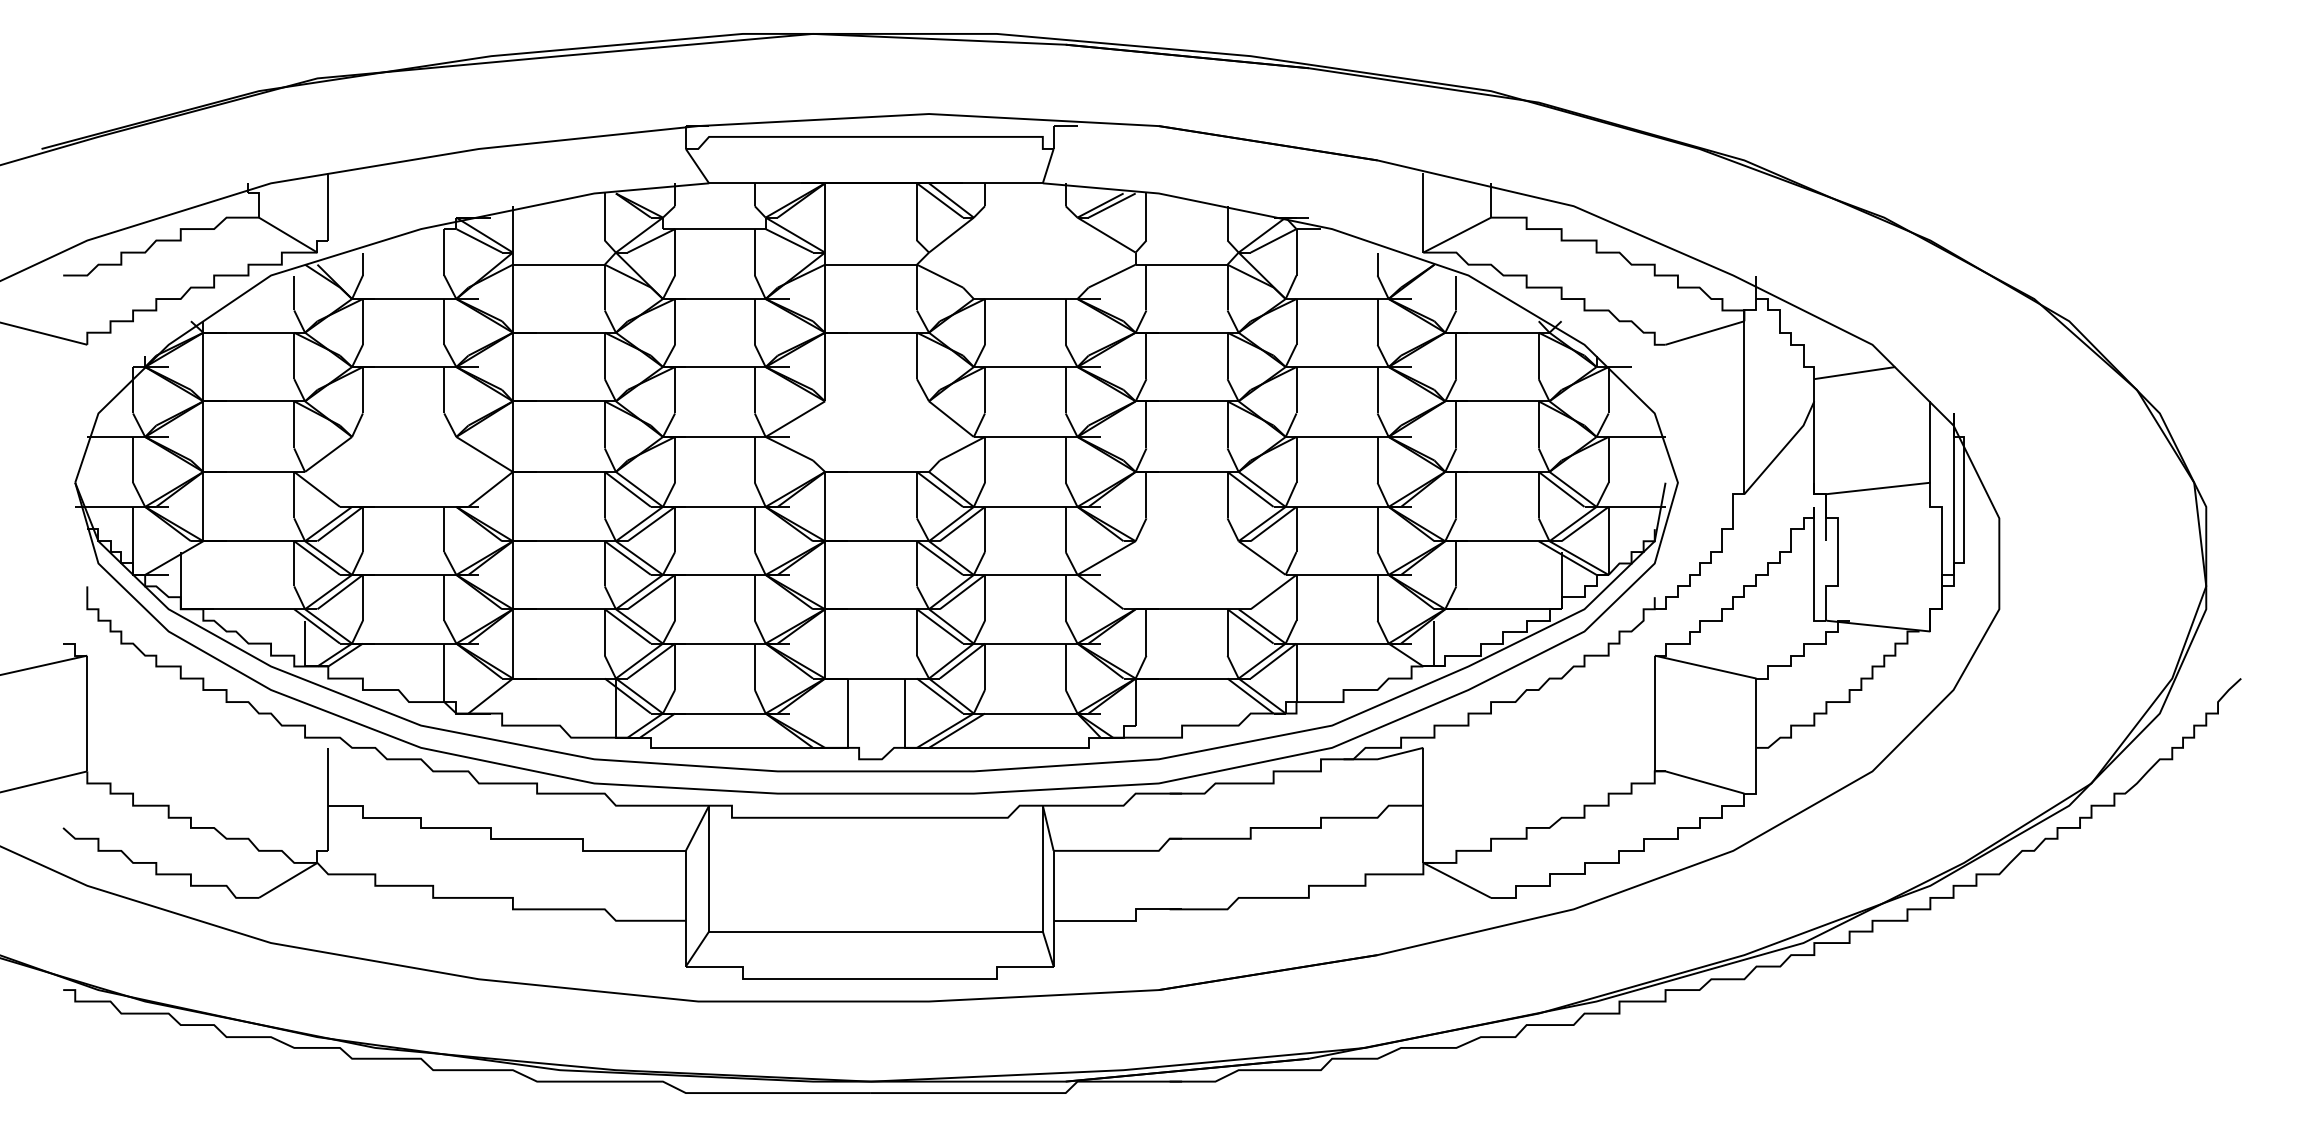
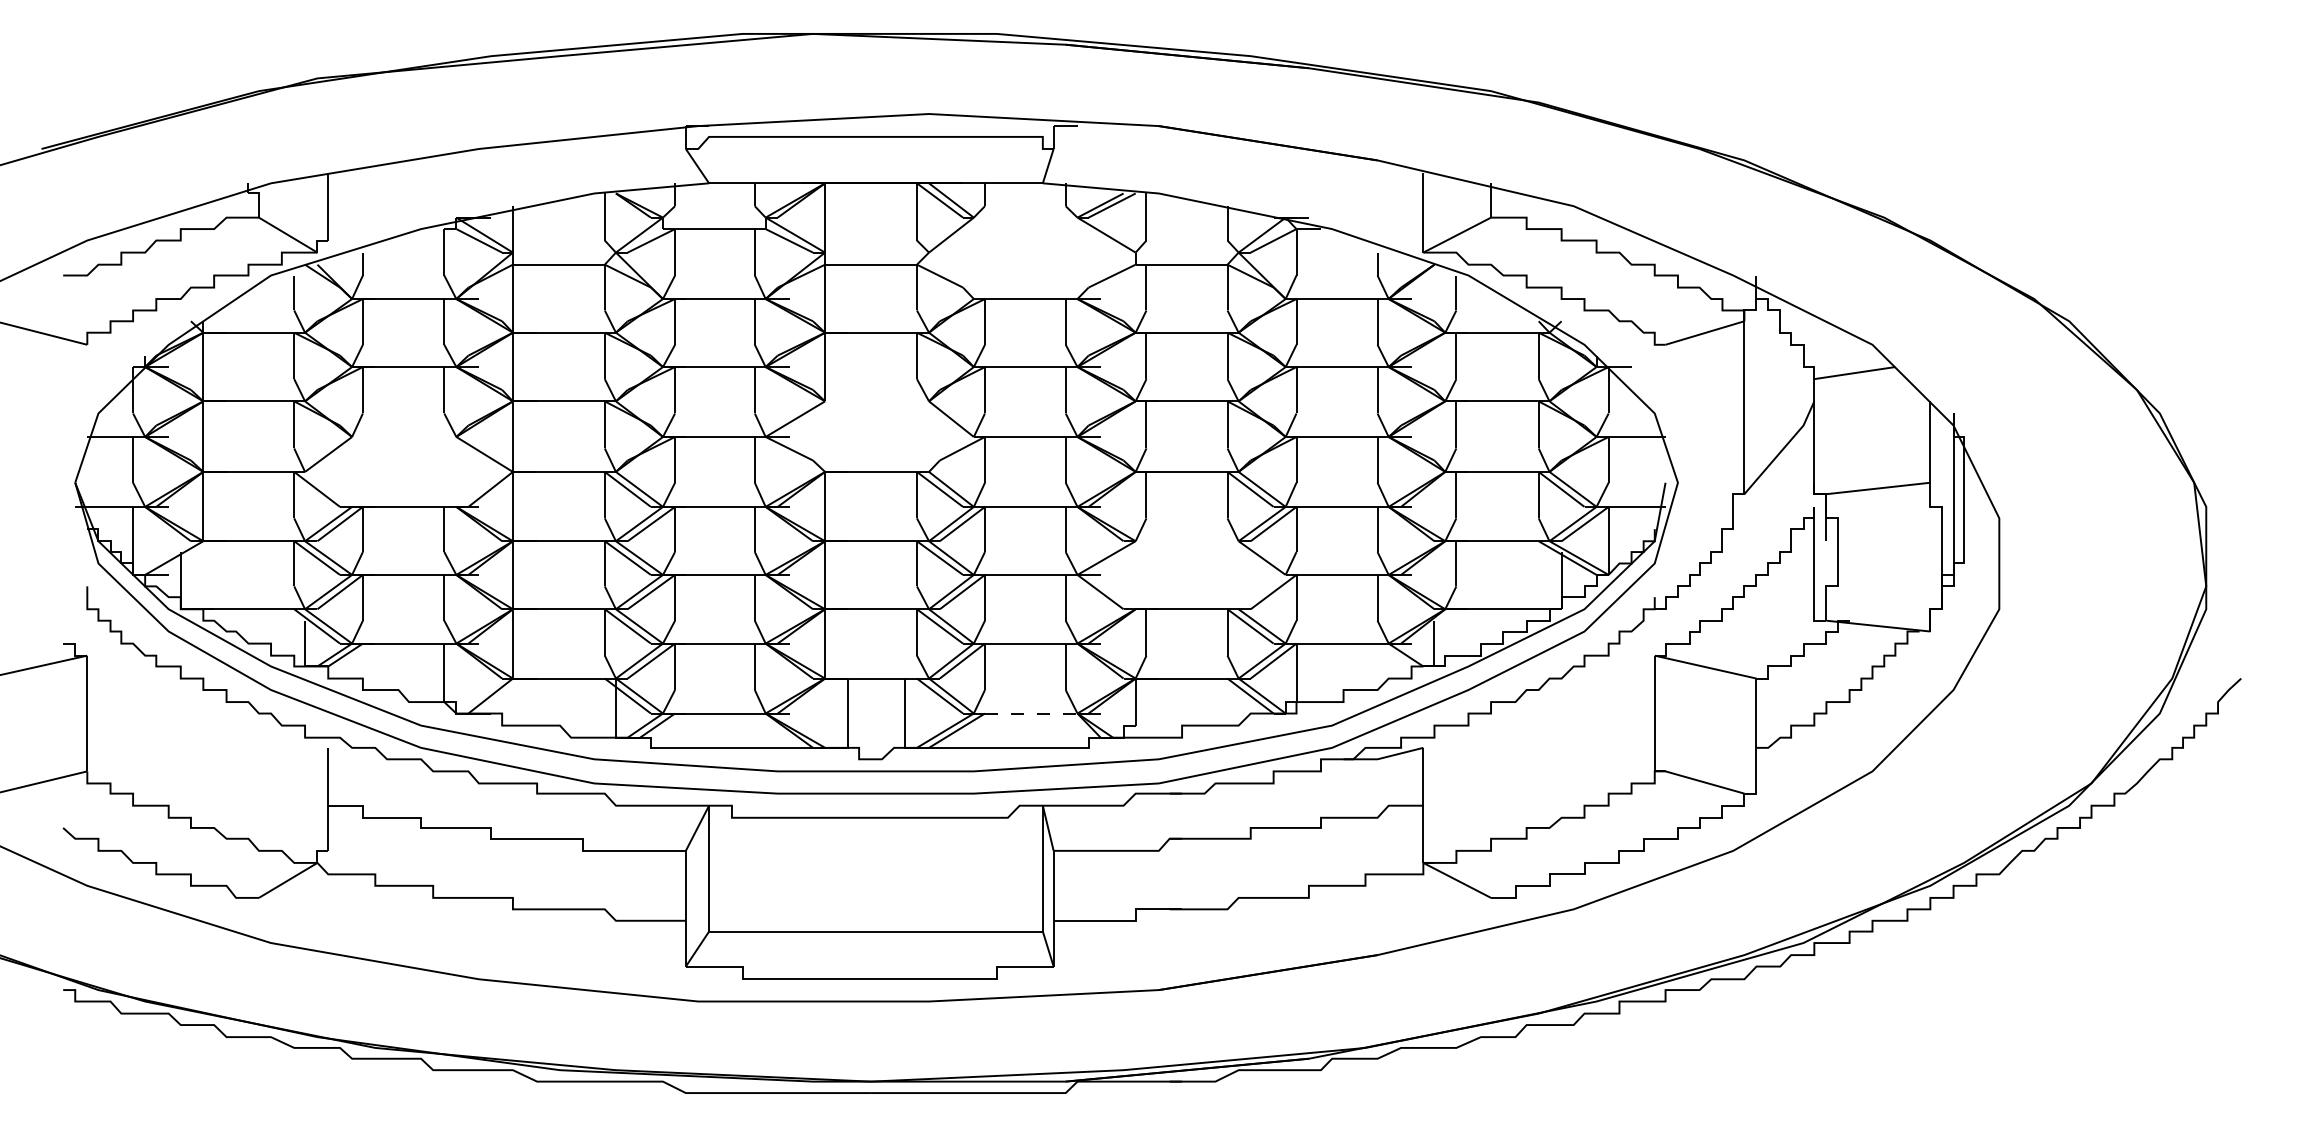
line: solid -> dashed (1031, 713)
